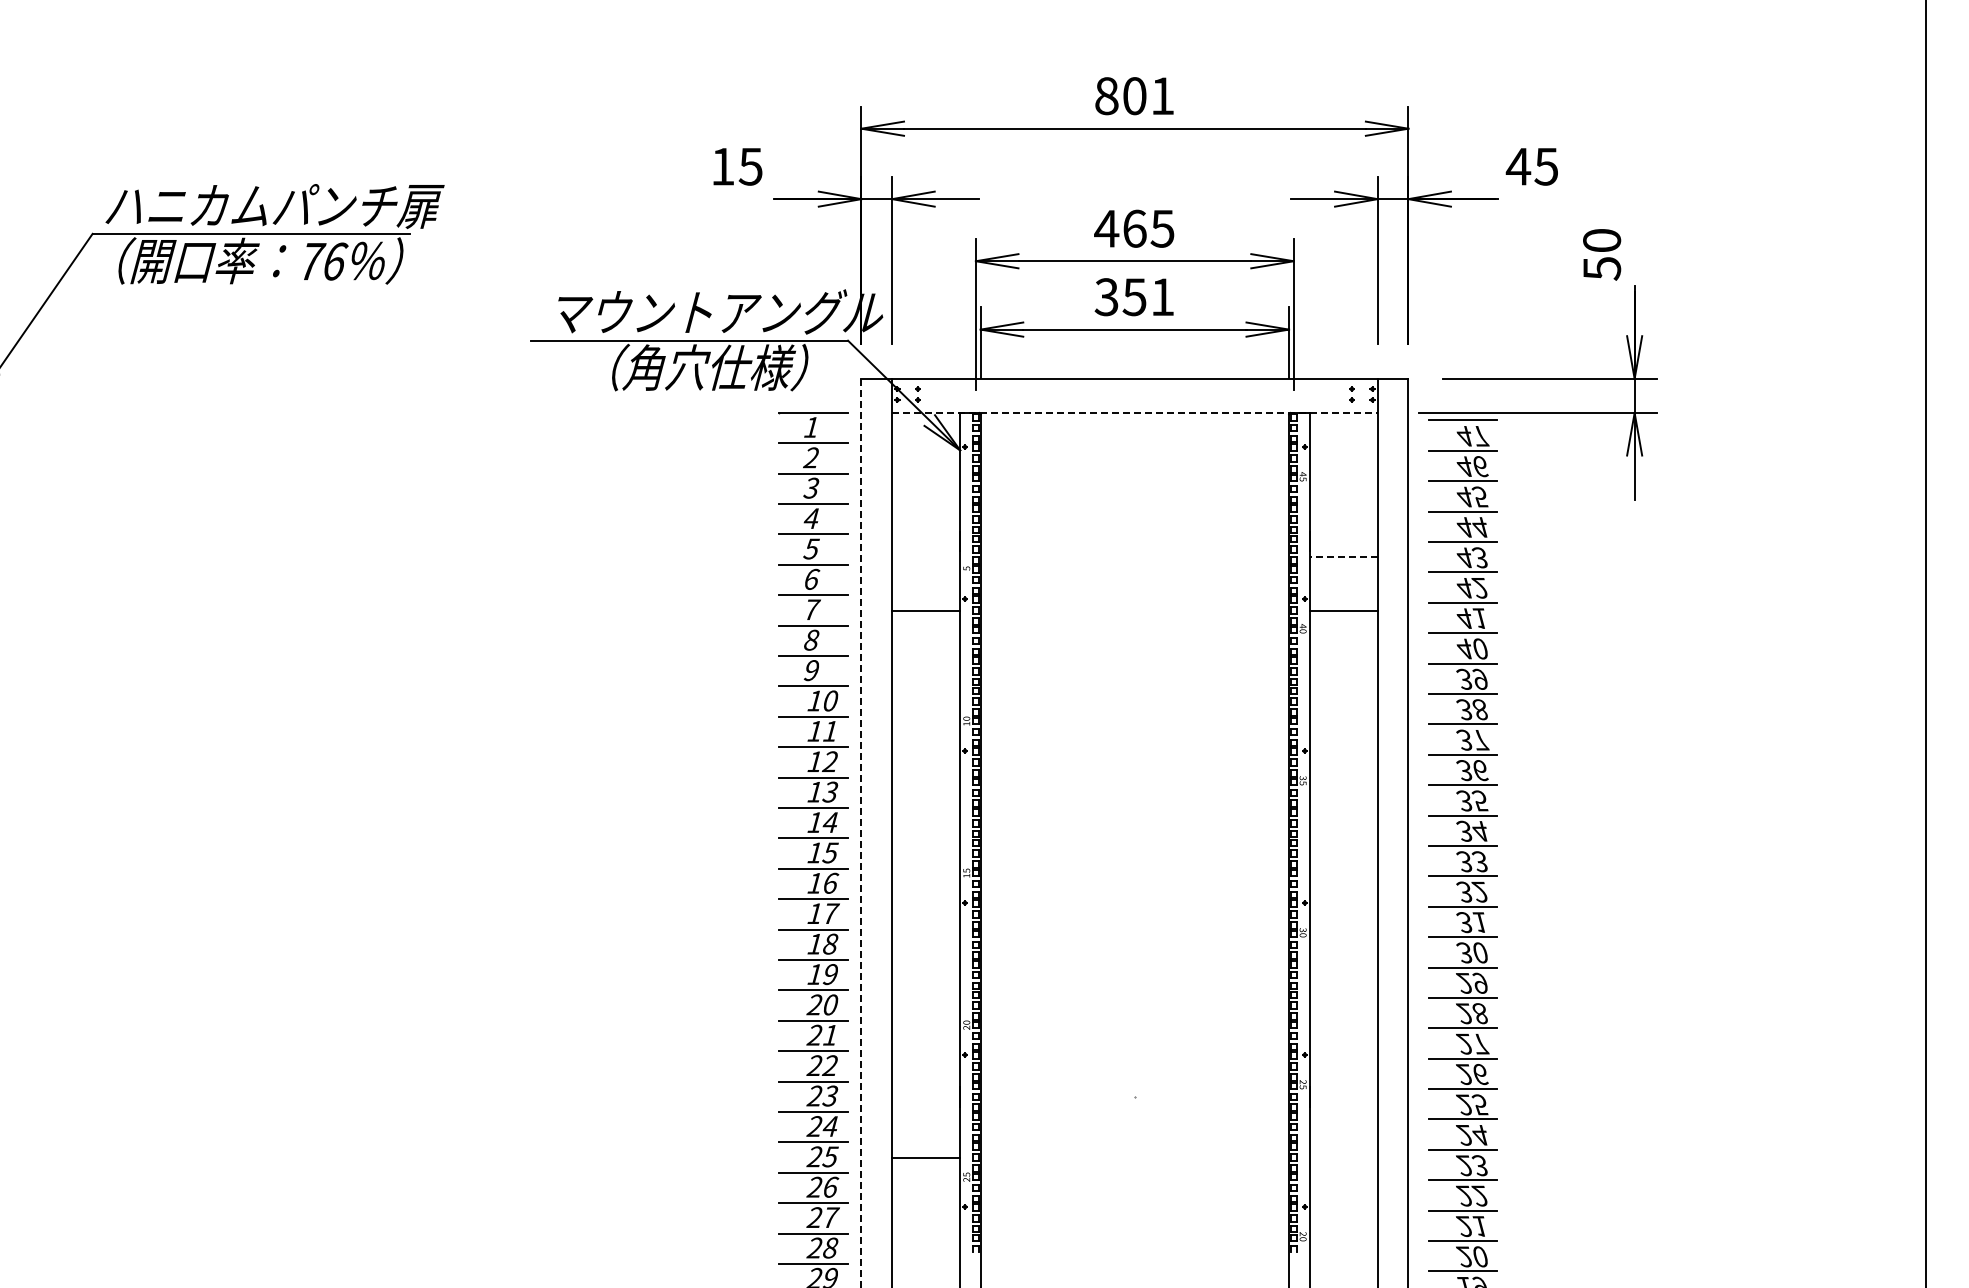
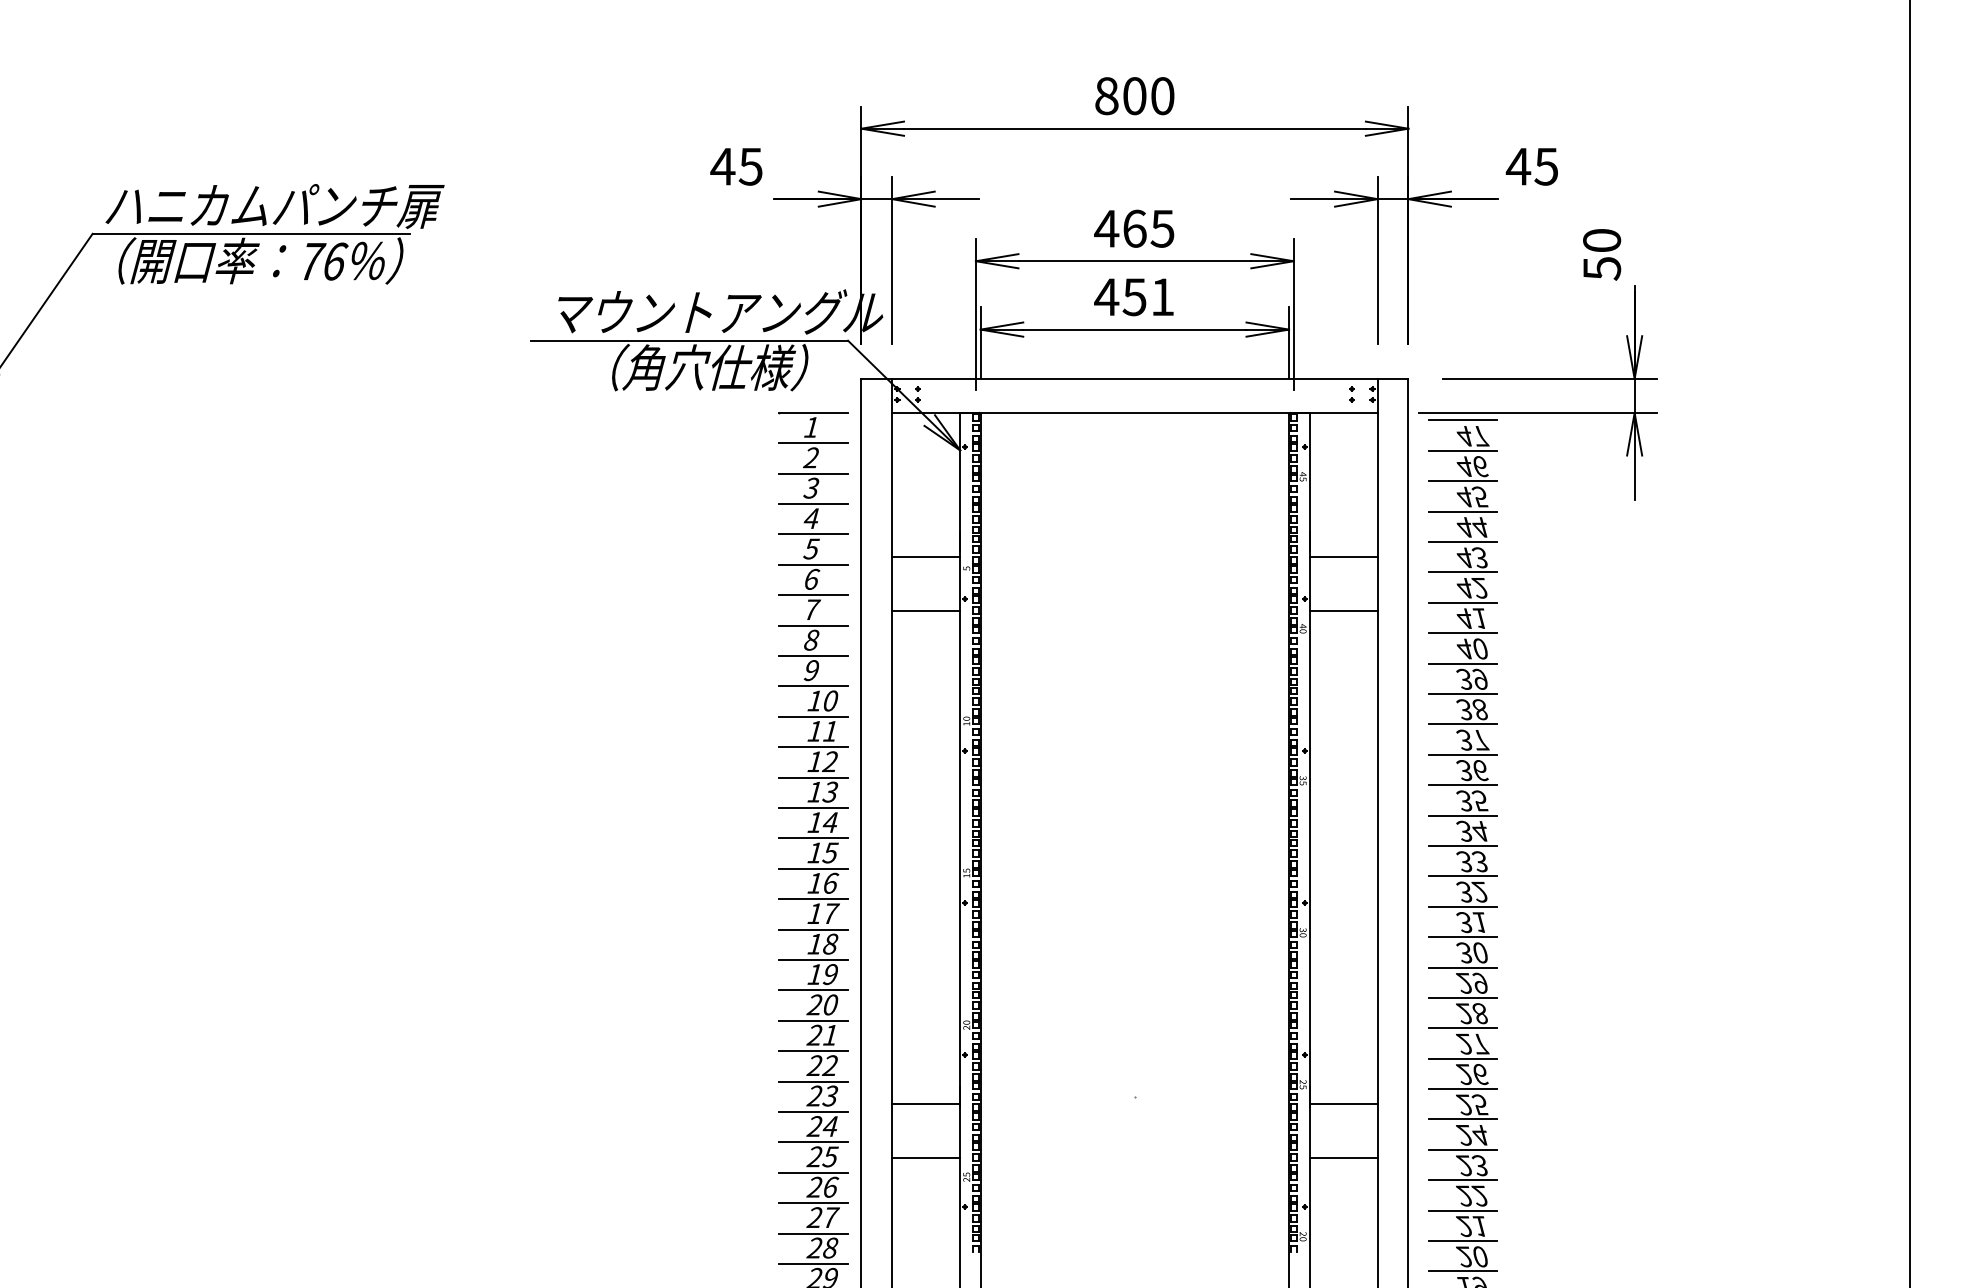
text: 801 -> 800 (1162, 96)
text: 15 -> 45 (722, 166)
text: 351 -> 451 (1106, 297)
line: dashed -> solid (1134, 413)
line: none -> present (926, 556)
line: dashed -> solid (1343, 556)
line position: (1925, 643) -> (1909, 643) (1909, 643)
line: dashed -> solid (861, 833)
line: none -> present (926, 1103)
line: none -> present (1343, 1103)
line: none -> present (1343, 1158)
